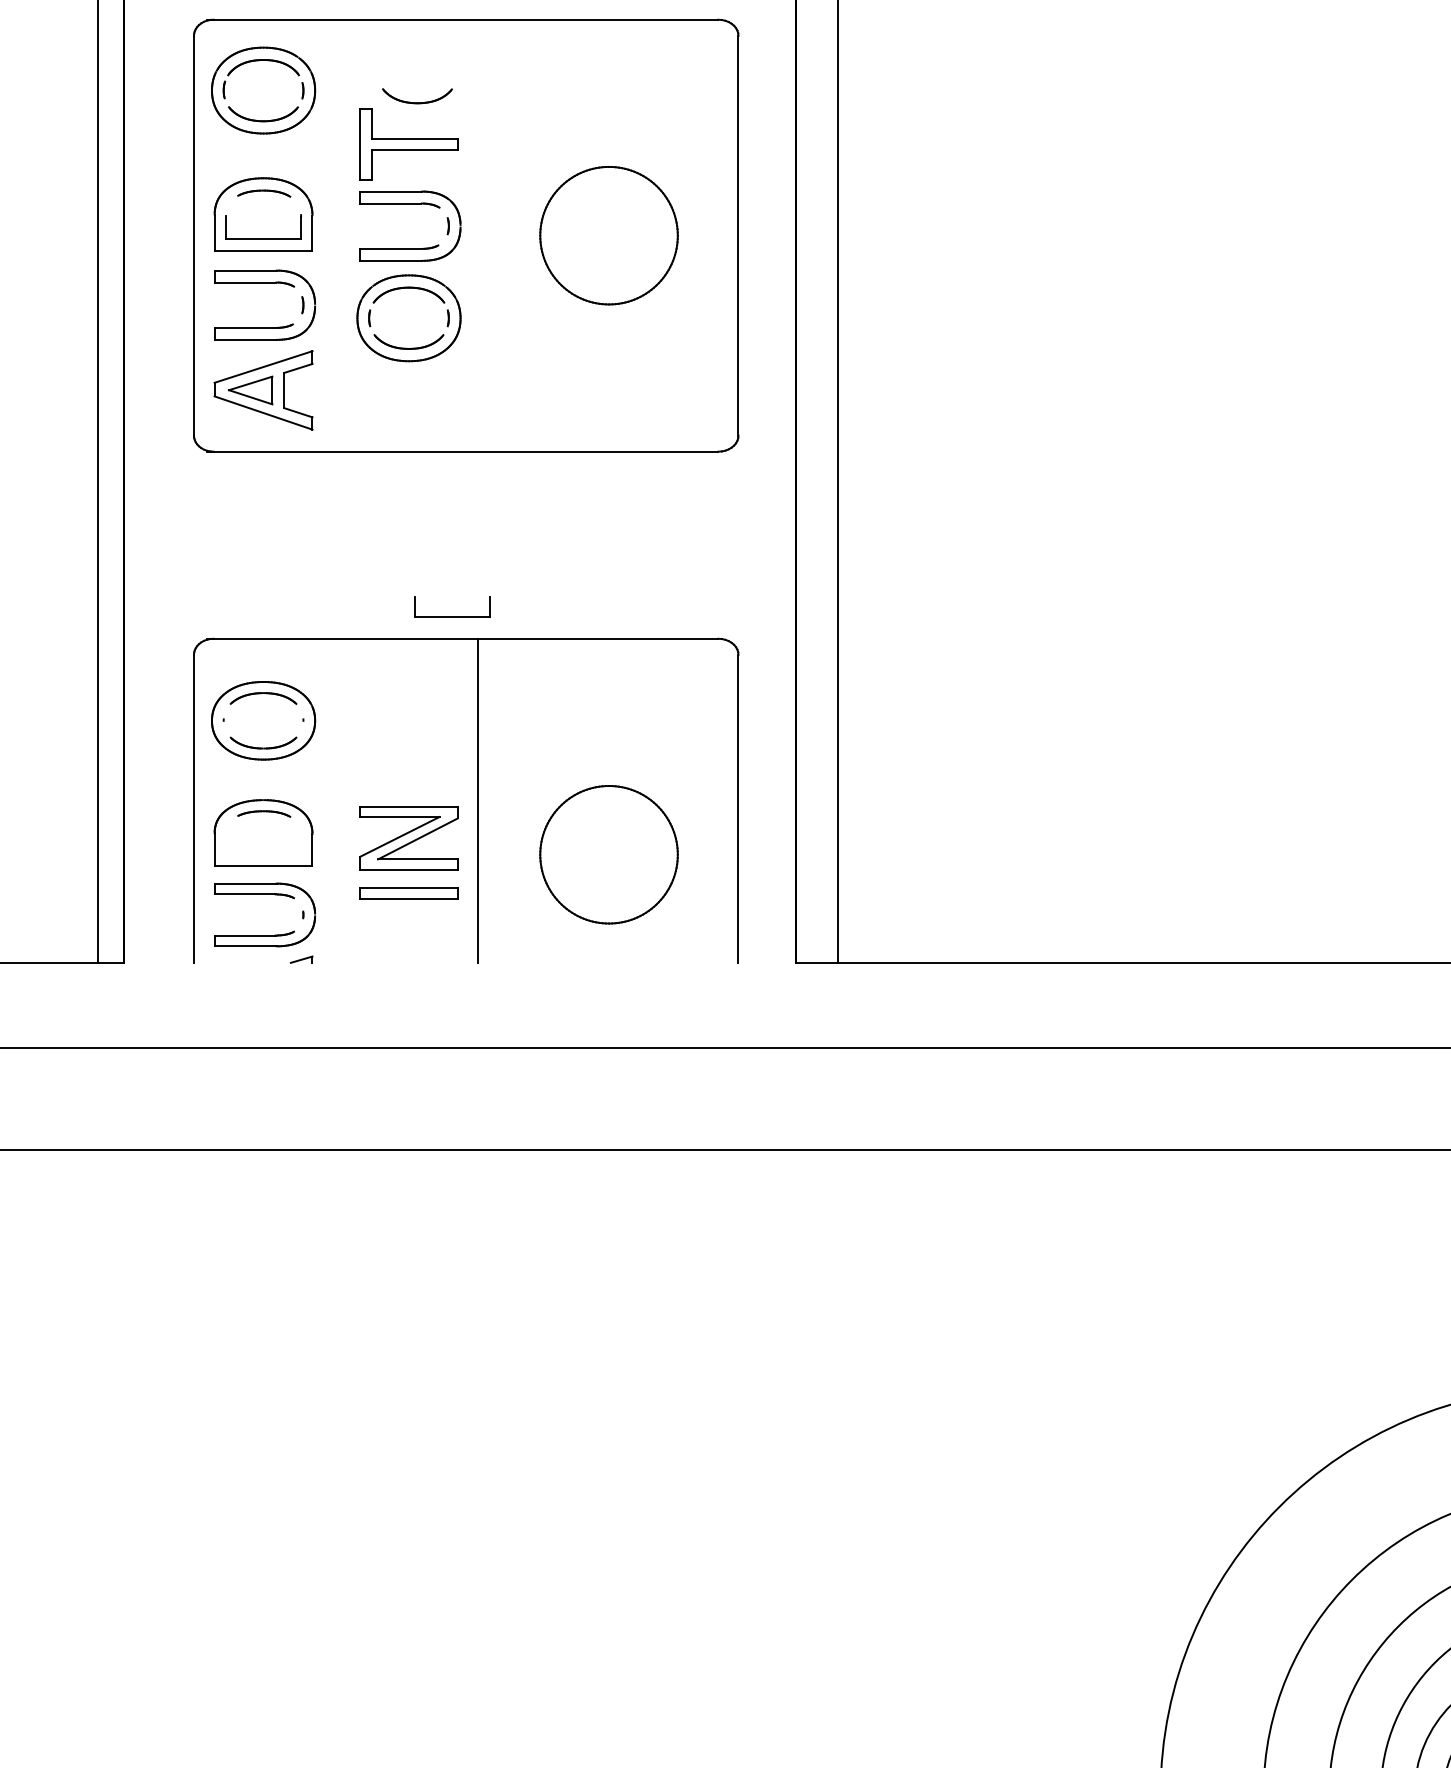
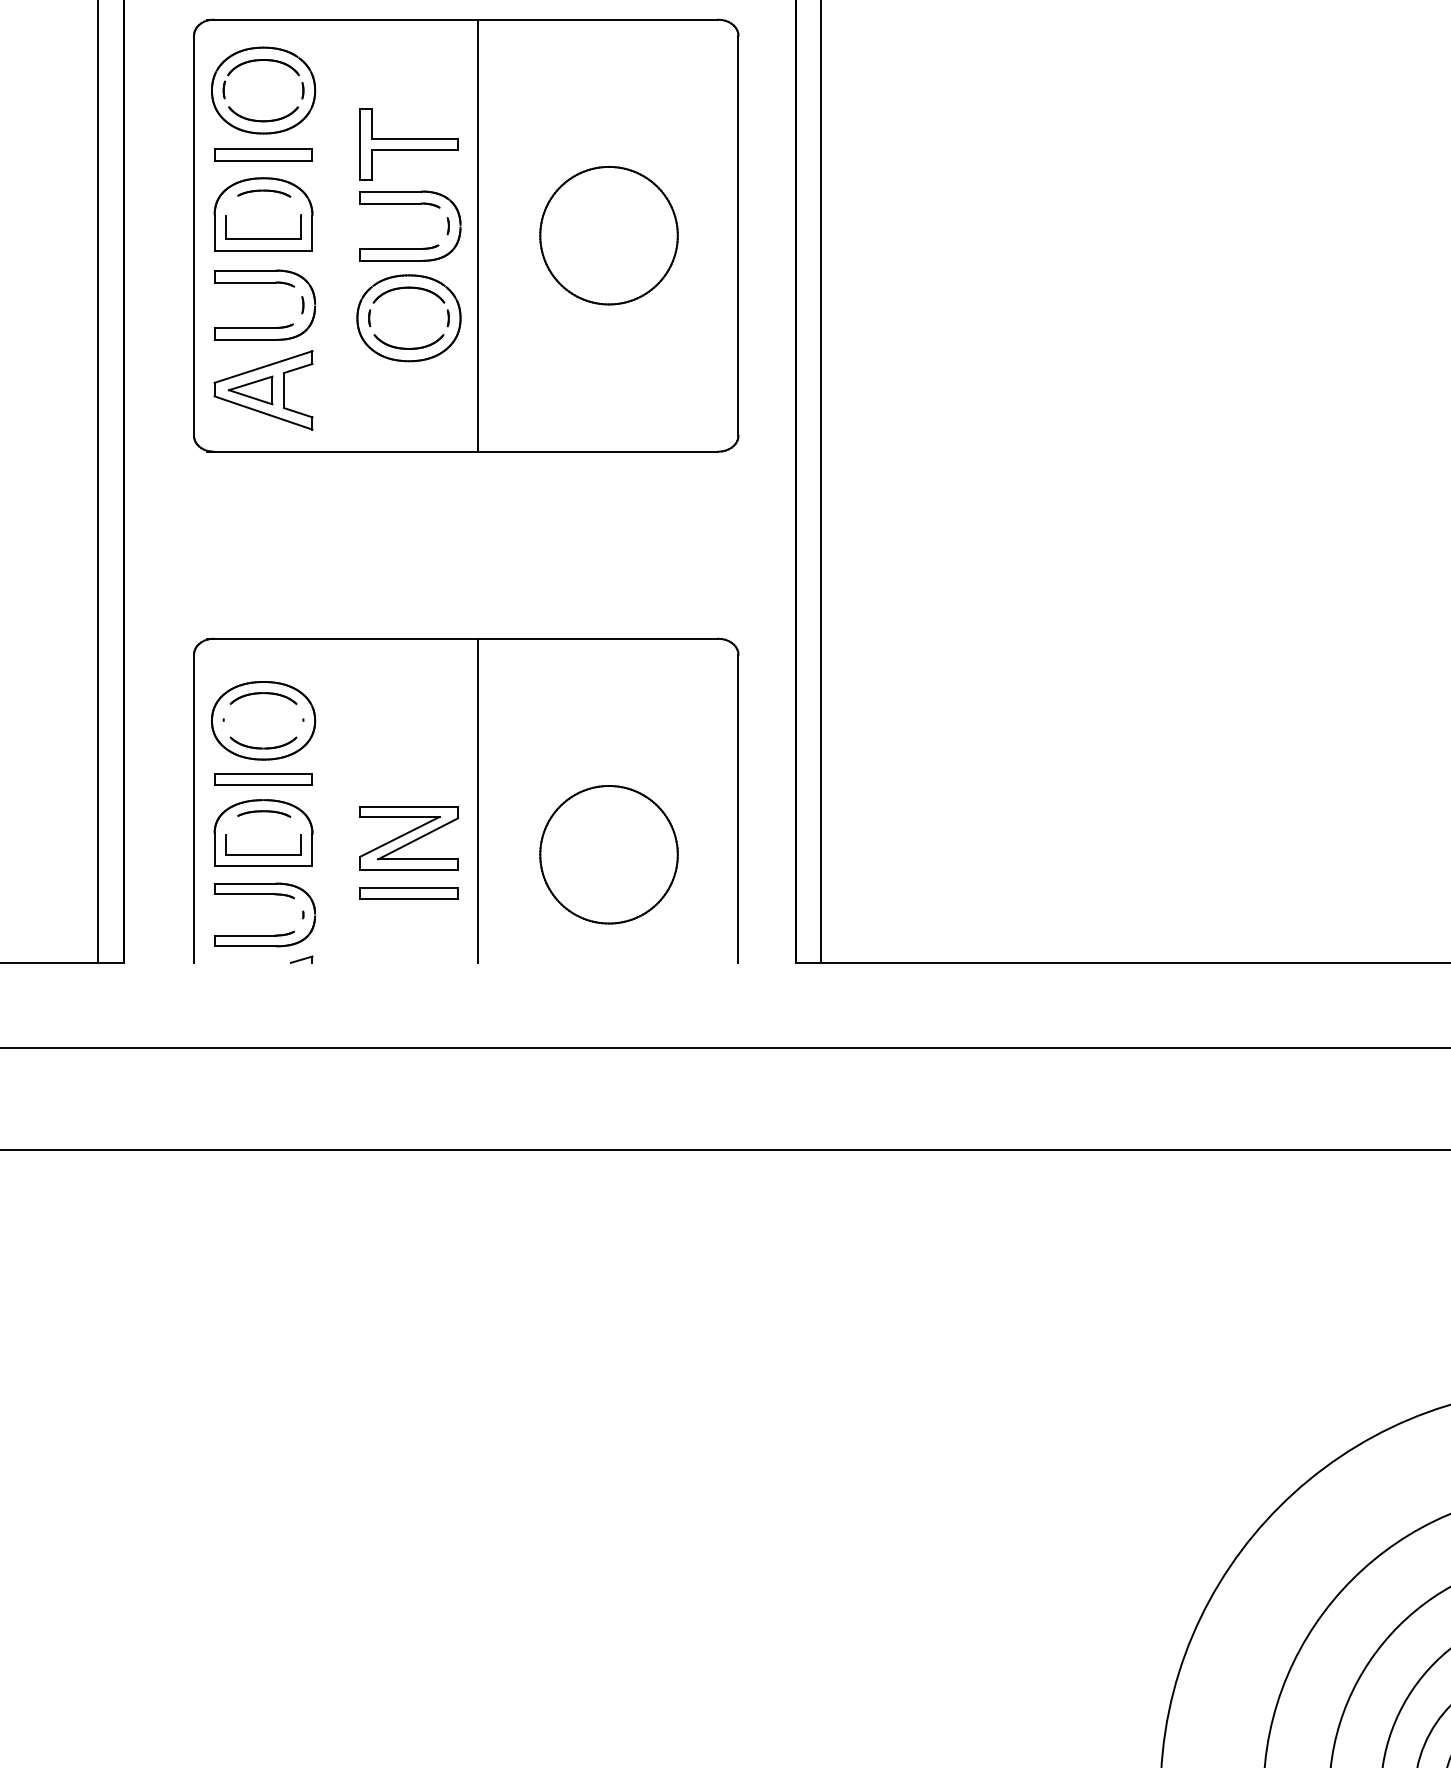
part: present -> none (417, 96)
part: none -> present (263, 154)
line: none -> present (478, 235)
line position: (837, 482) -> (820, 482) (820, 482)
part position: (452, 616) -> (263, 854) (263, 854)
part: none -> present (263, 779)
